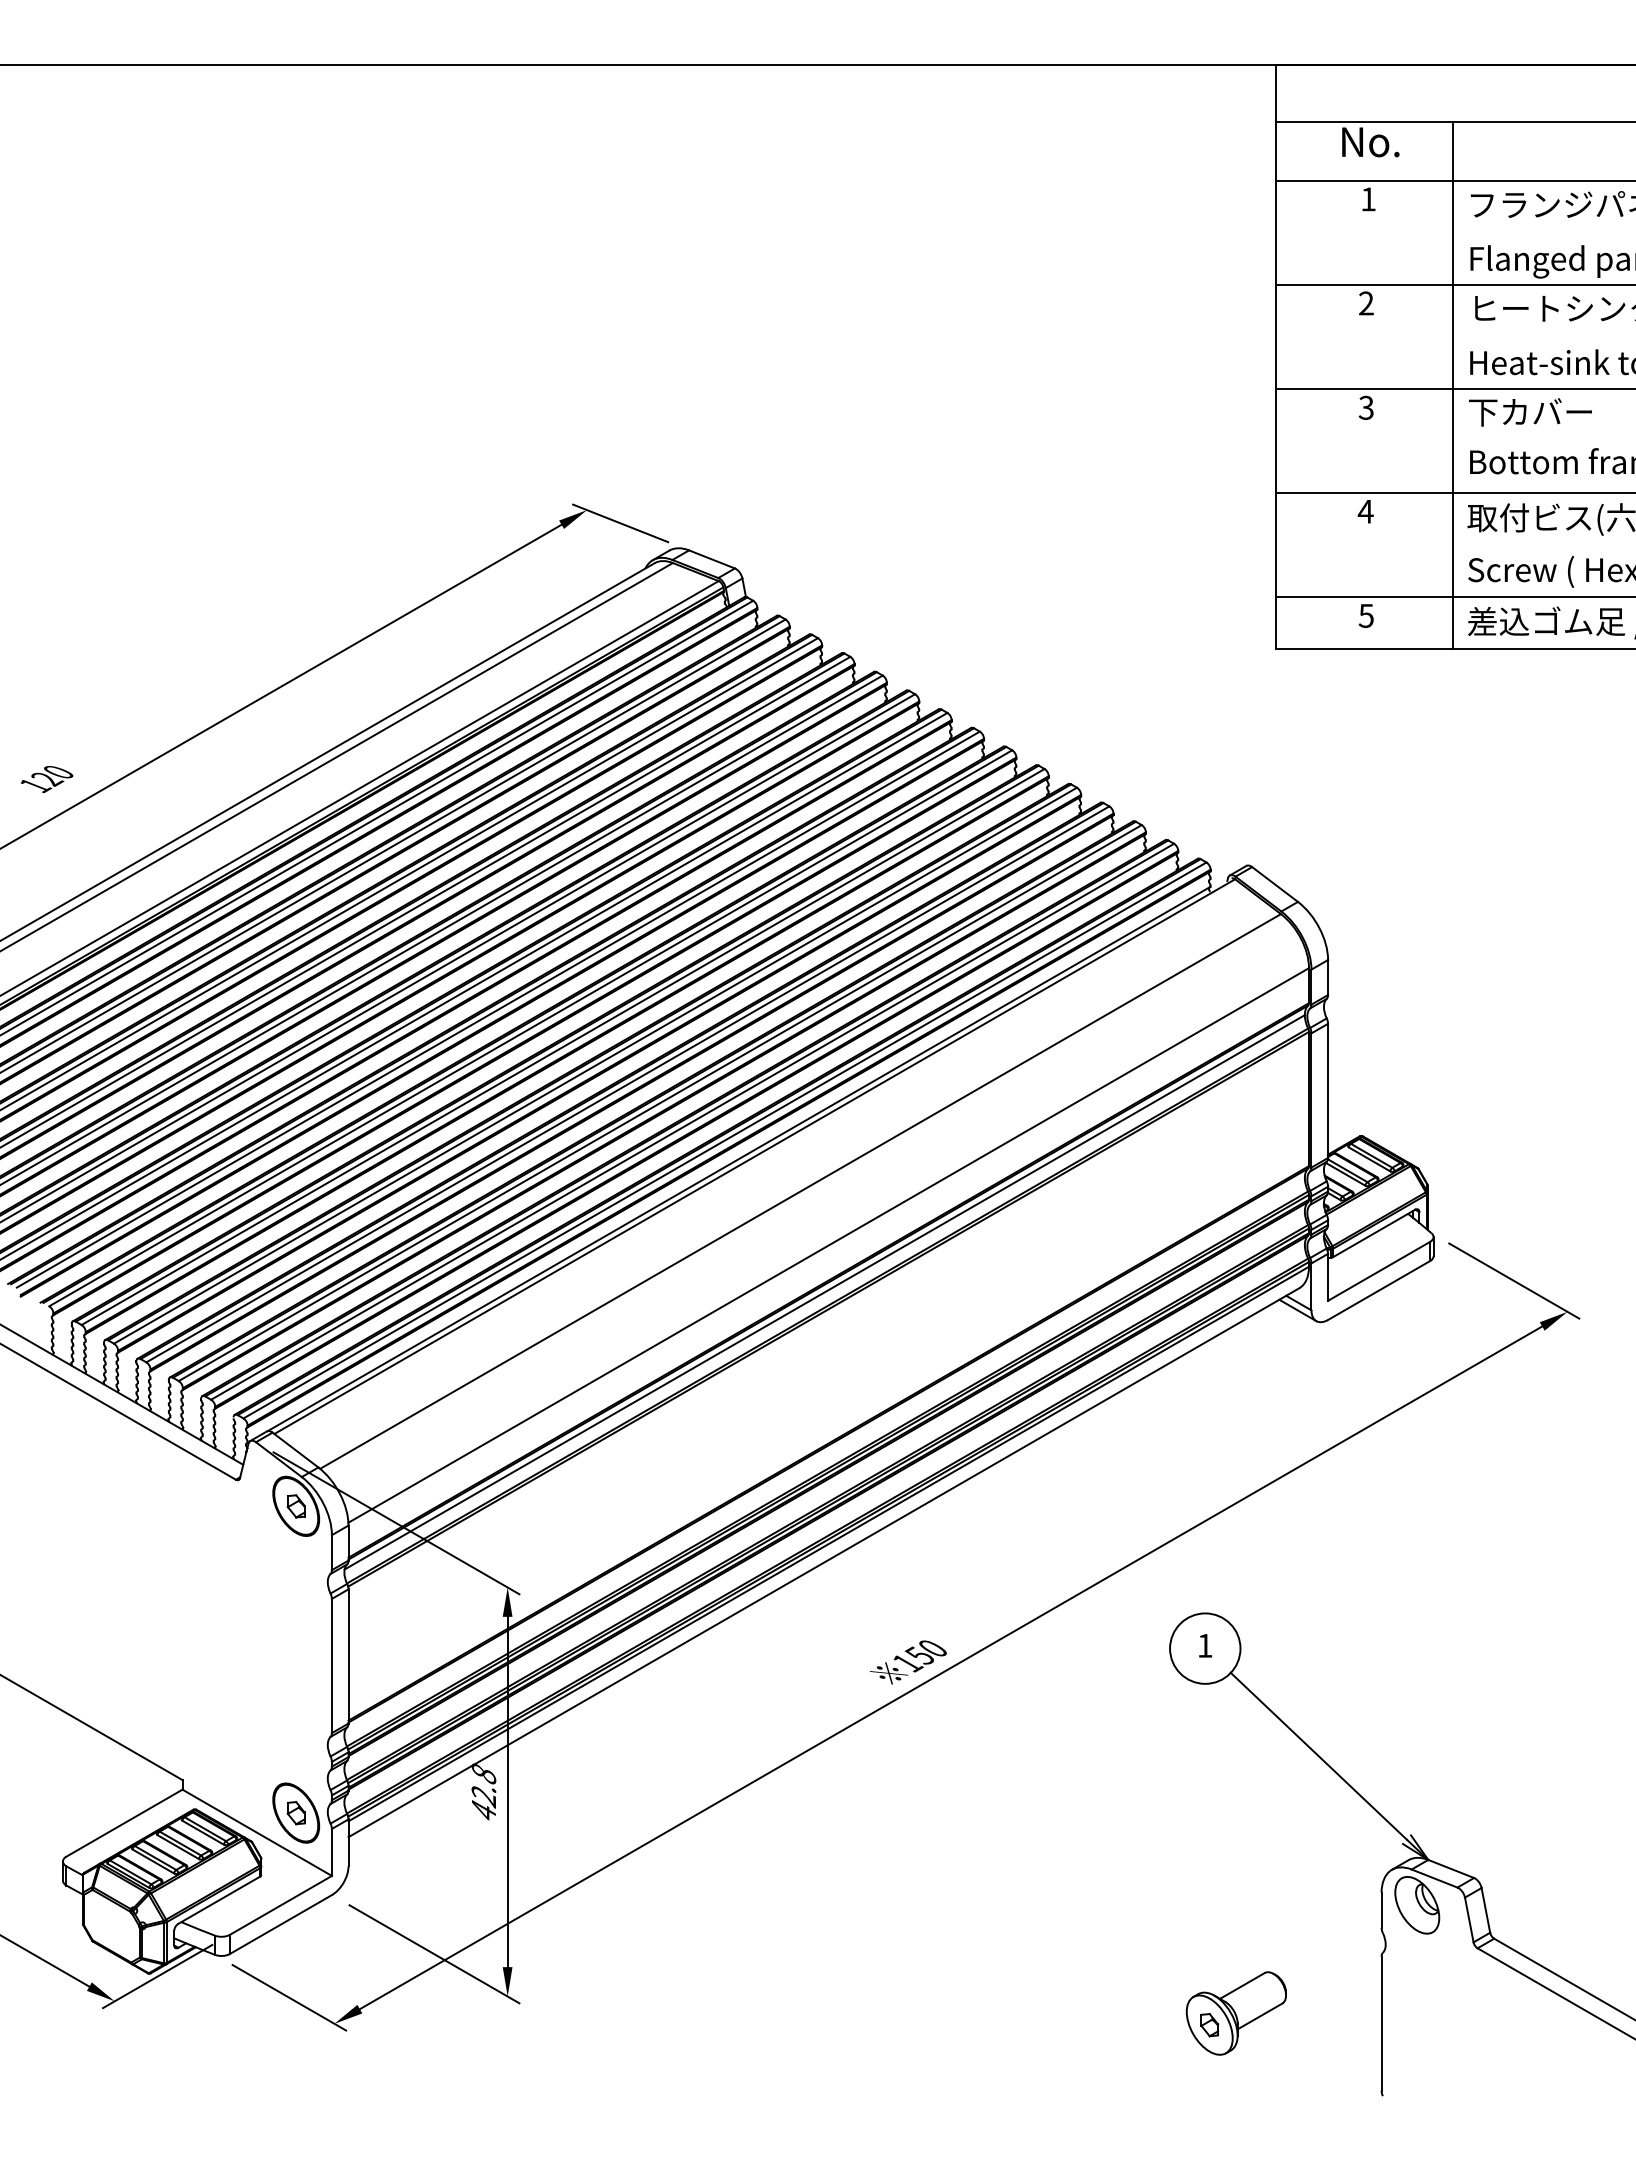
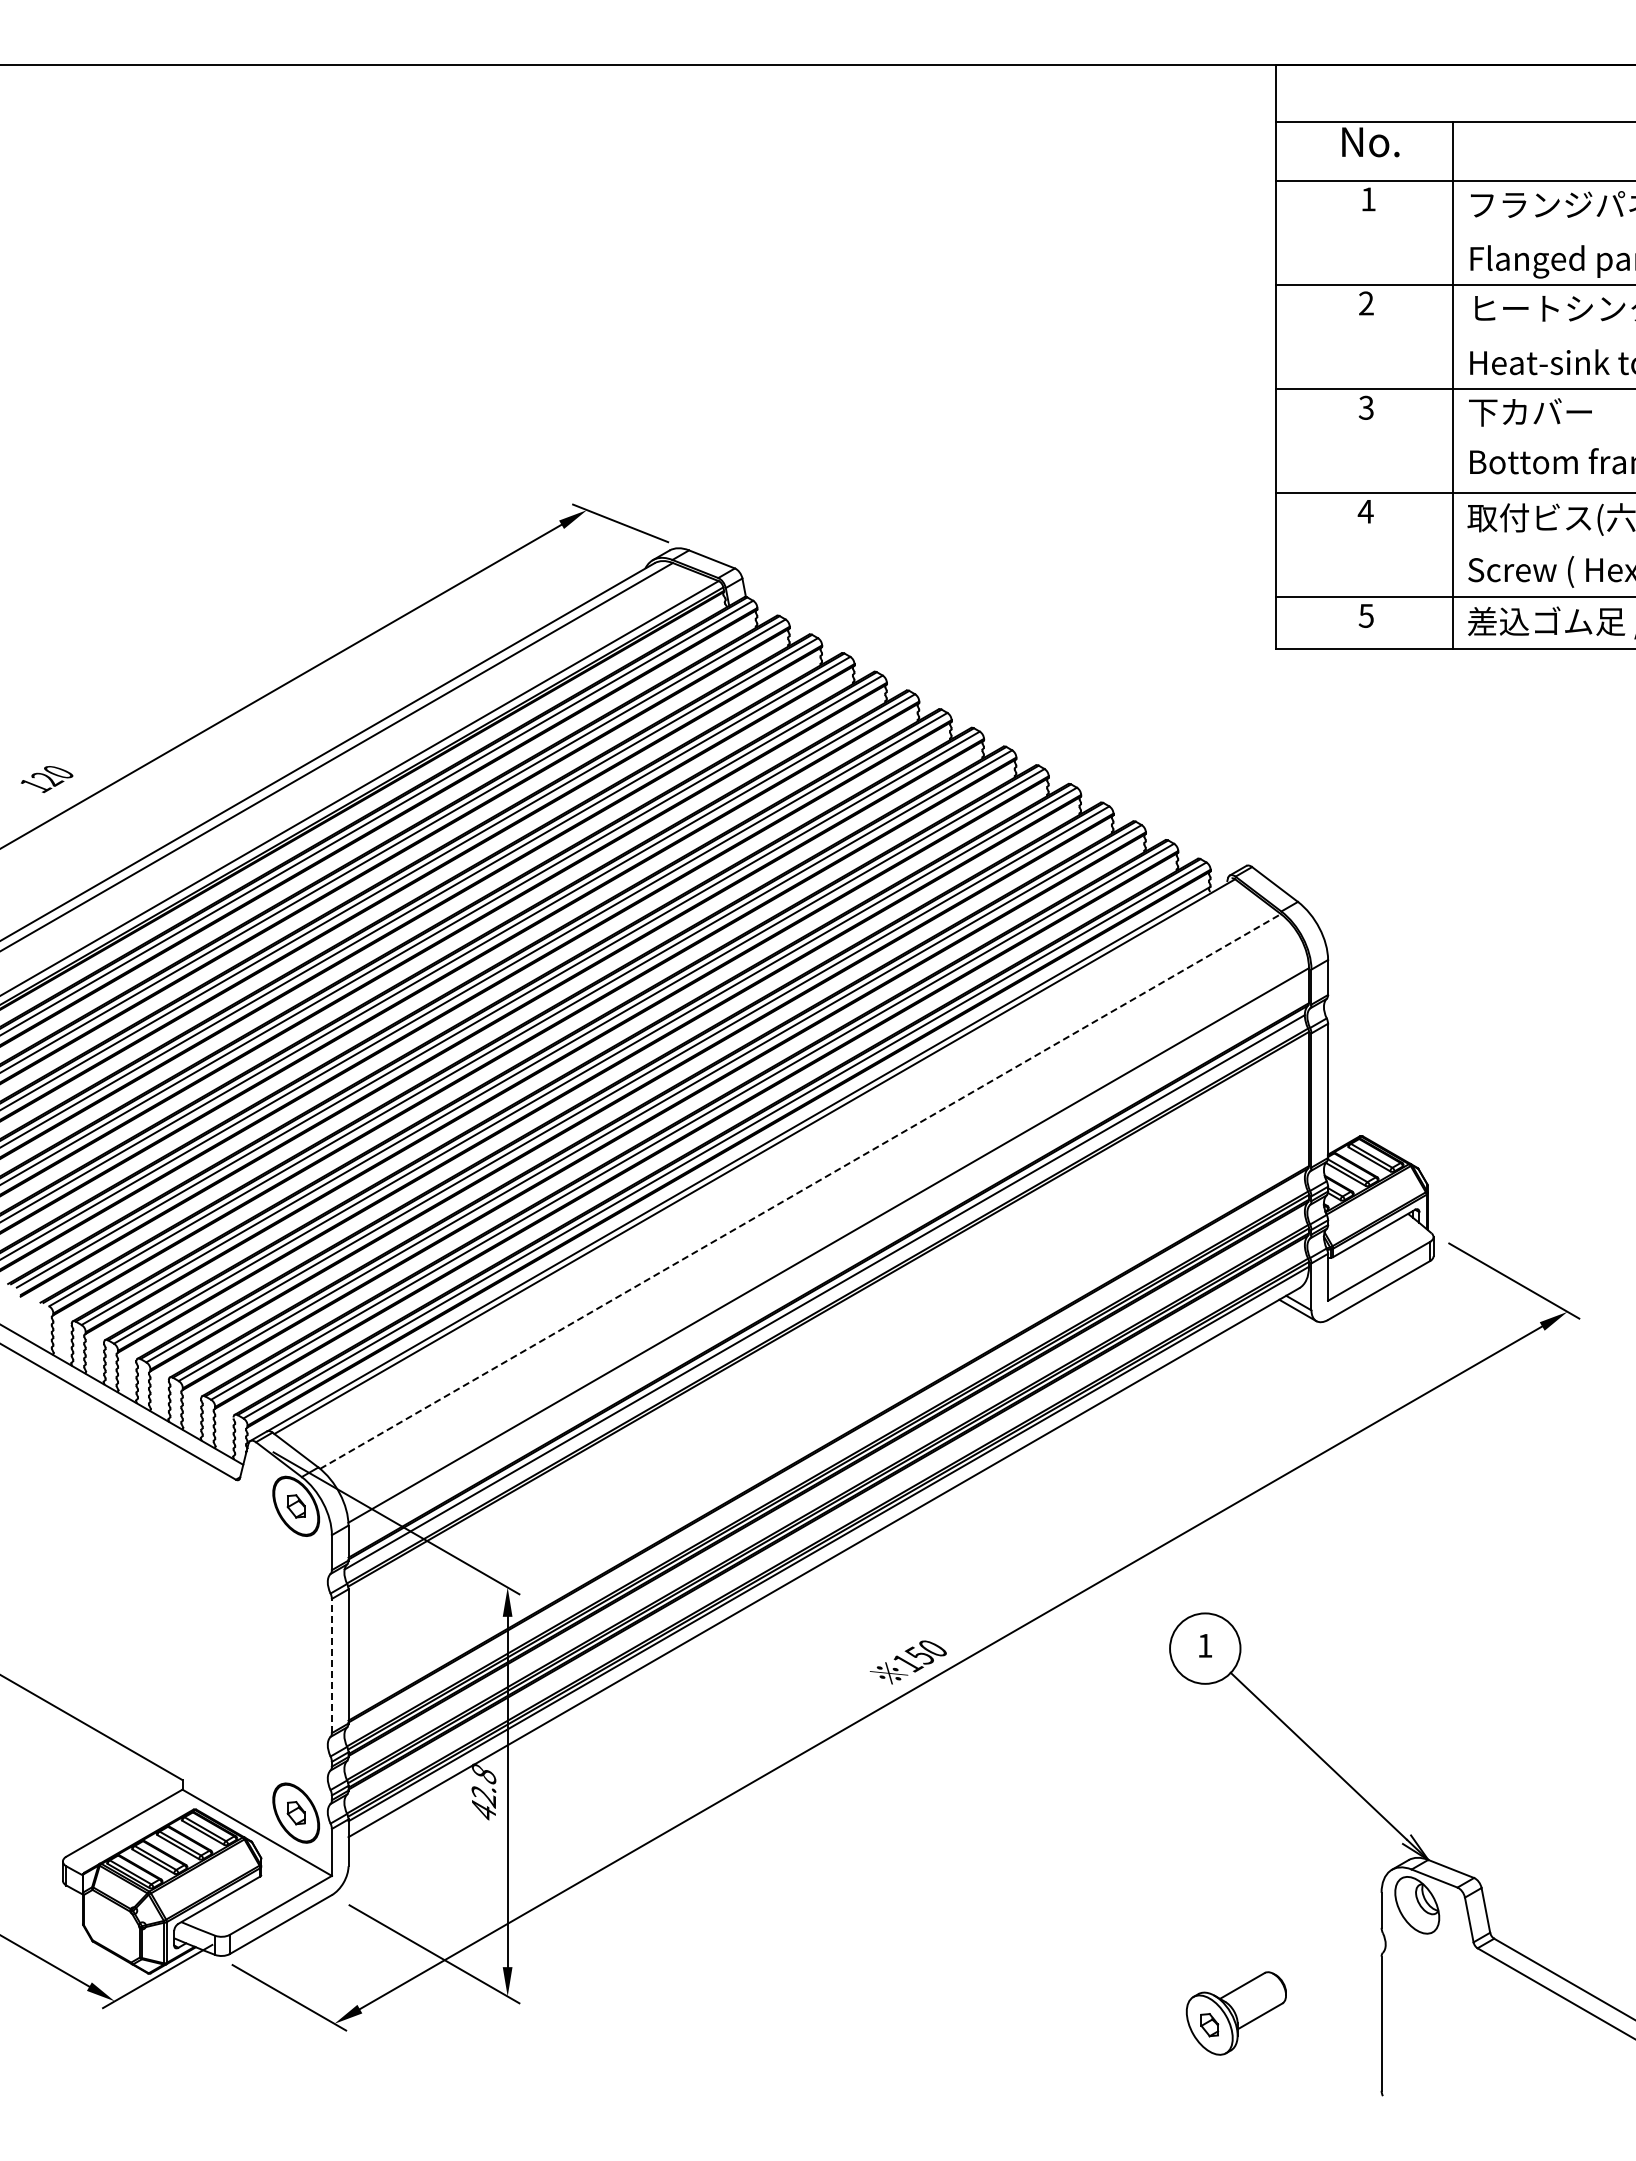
line: solid -> dashed (800, 1191)
line: solid -> dashed (331, 1665)
